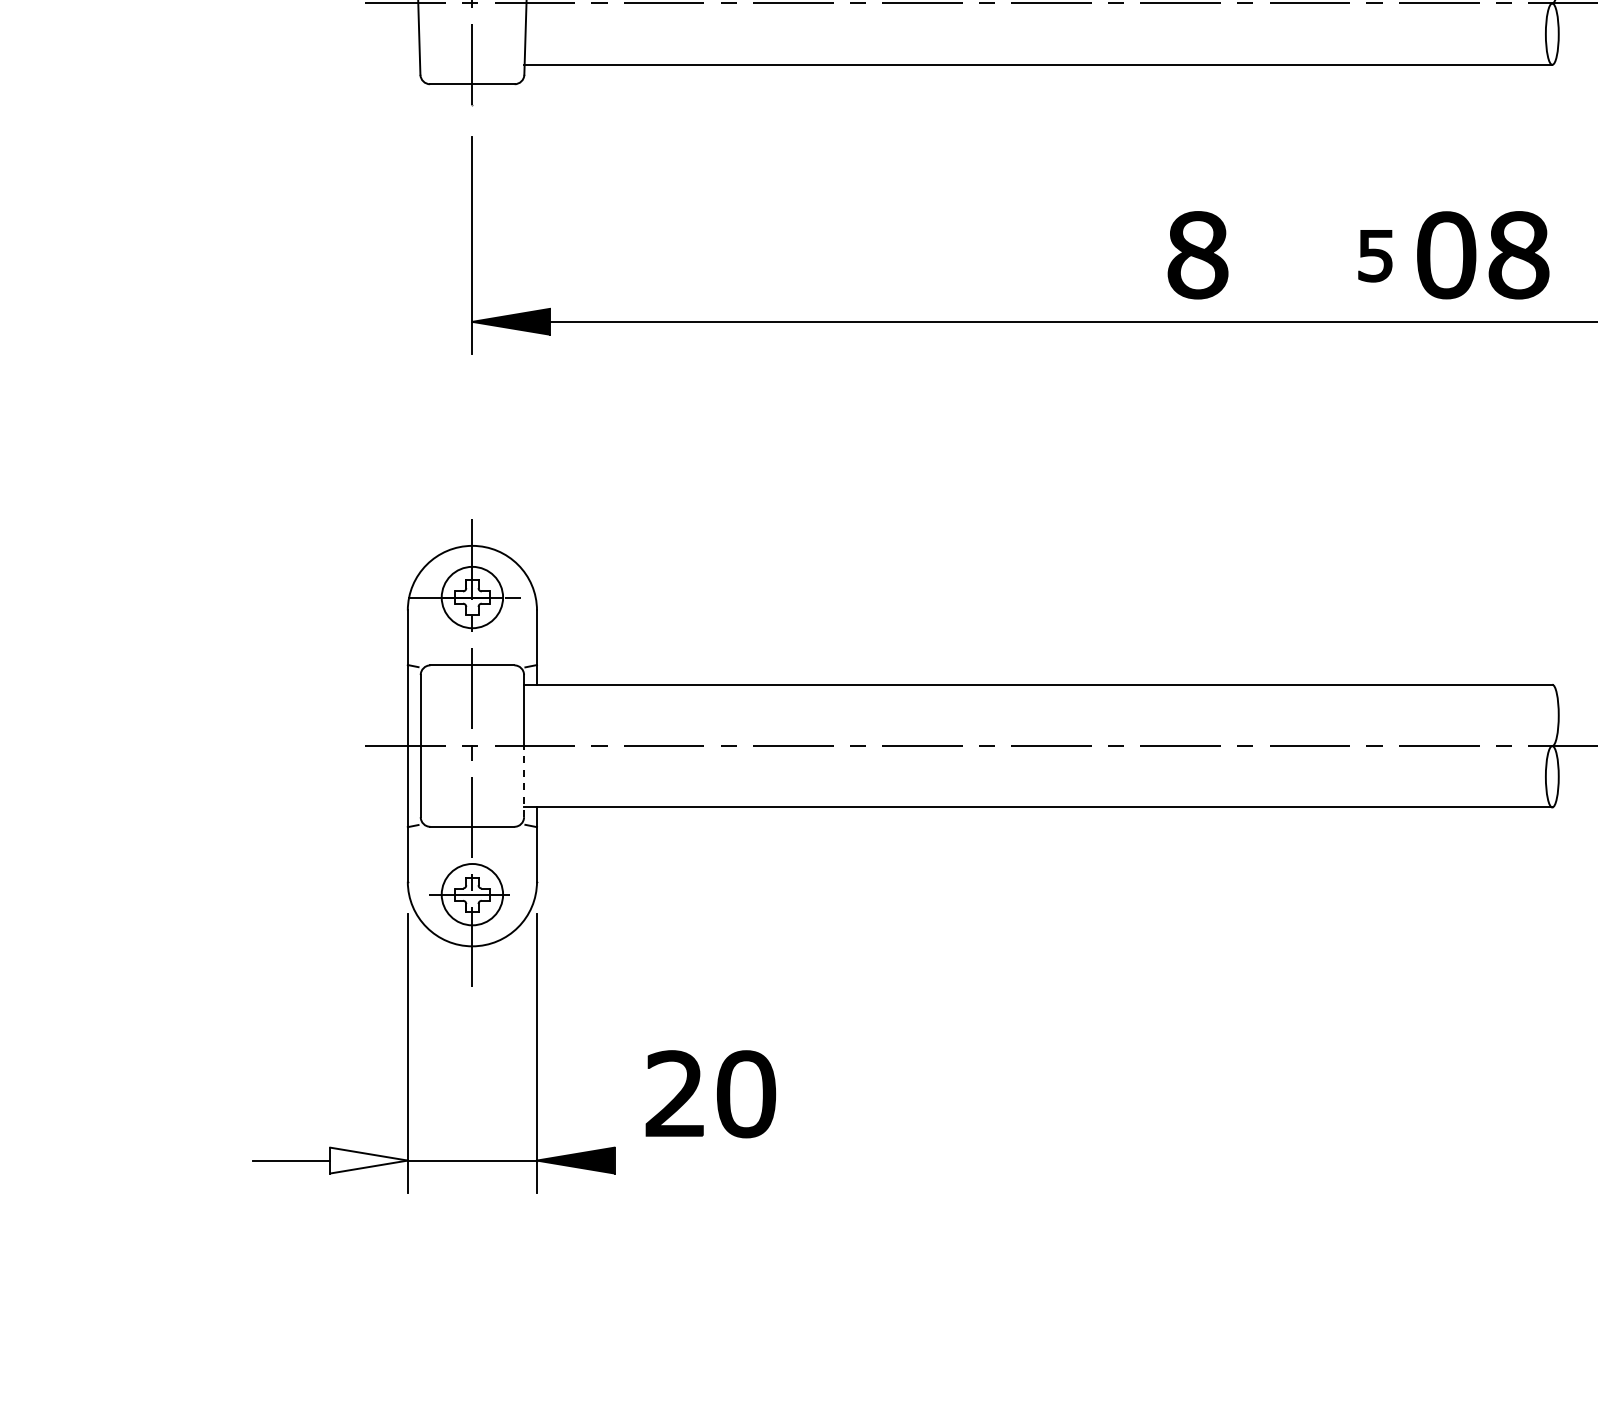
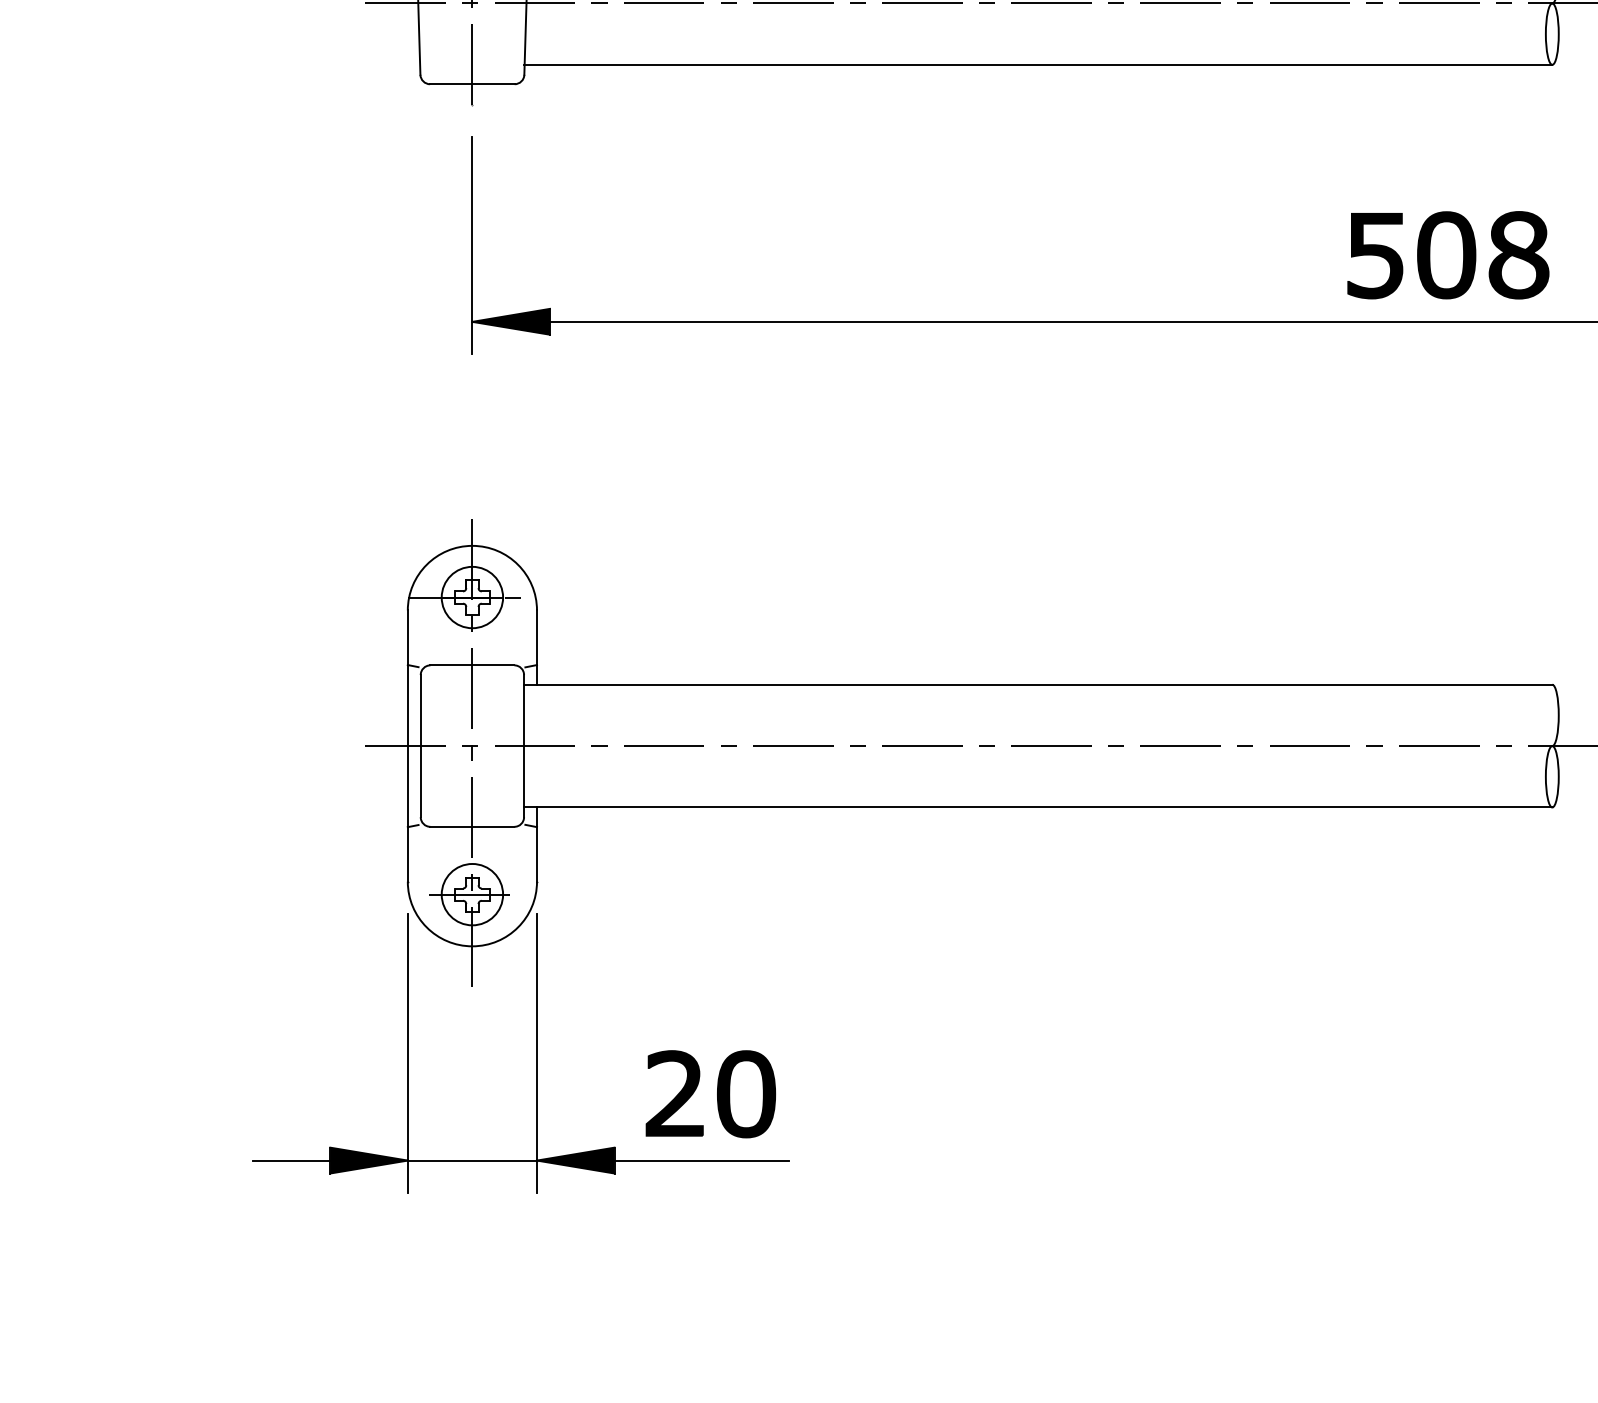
part: present -> none (1197, 255)
part size: 35x53 px -> 57x87 px (1375, 256)
line: dashed -> solid (524, 781)
fill: none -> present (368, 1160)
line: none -> present (701, 1160)
